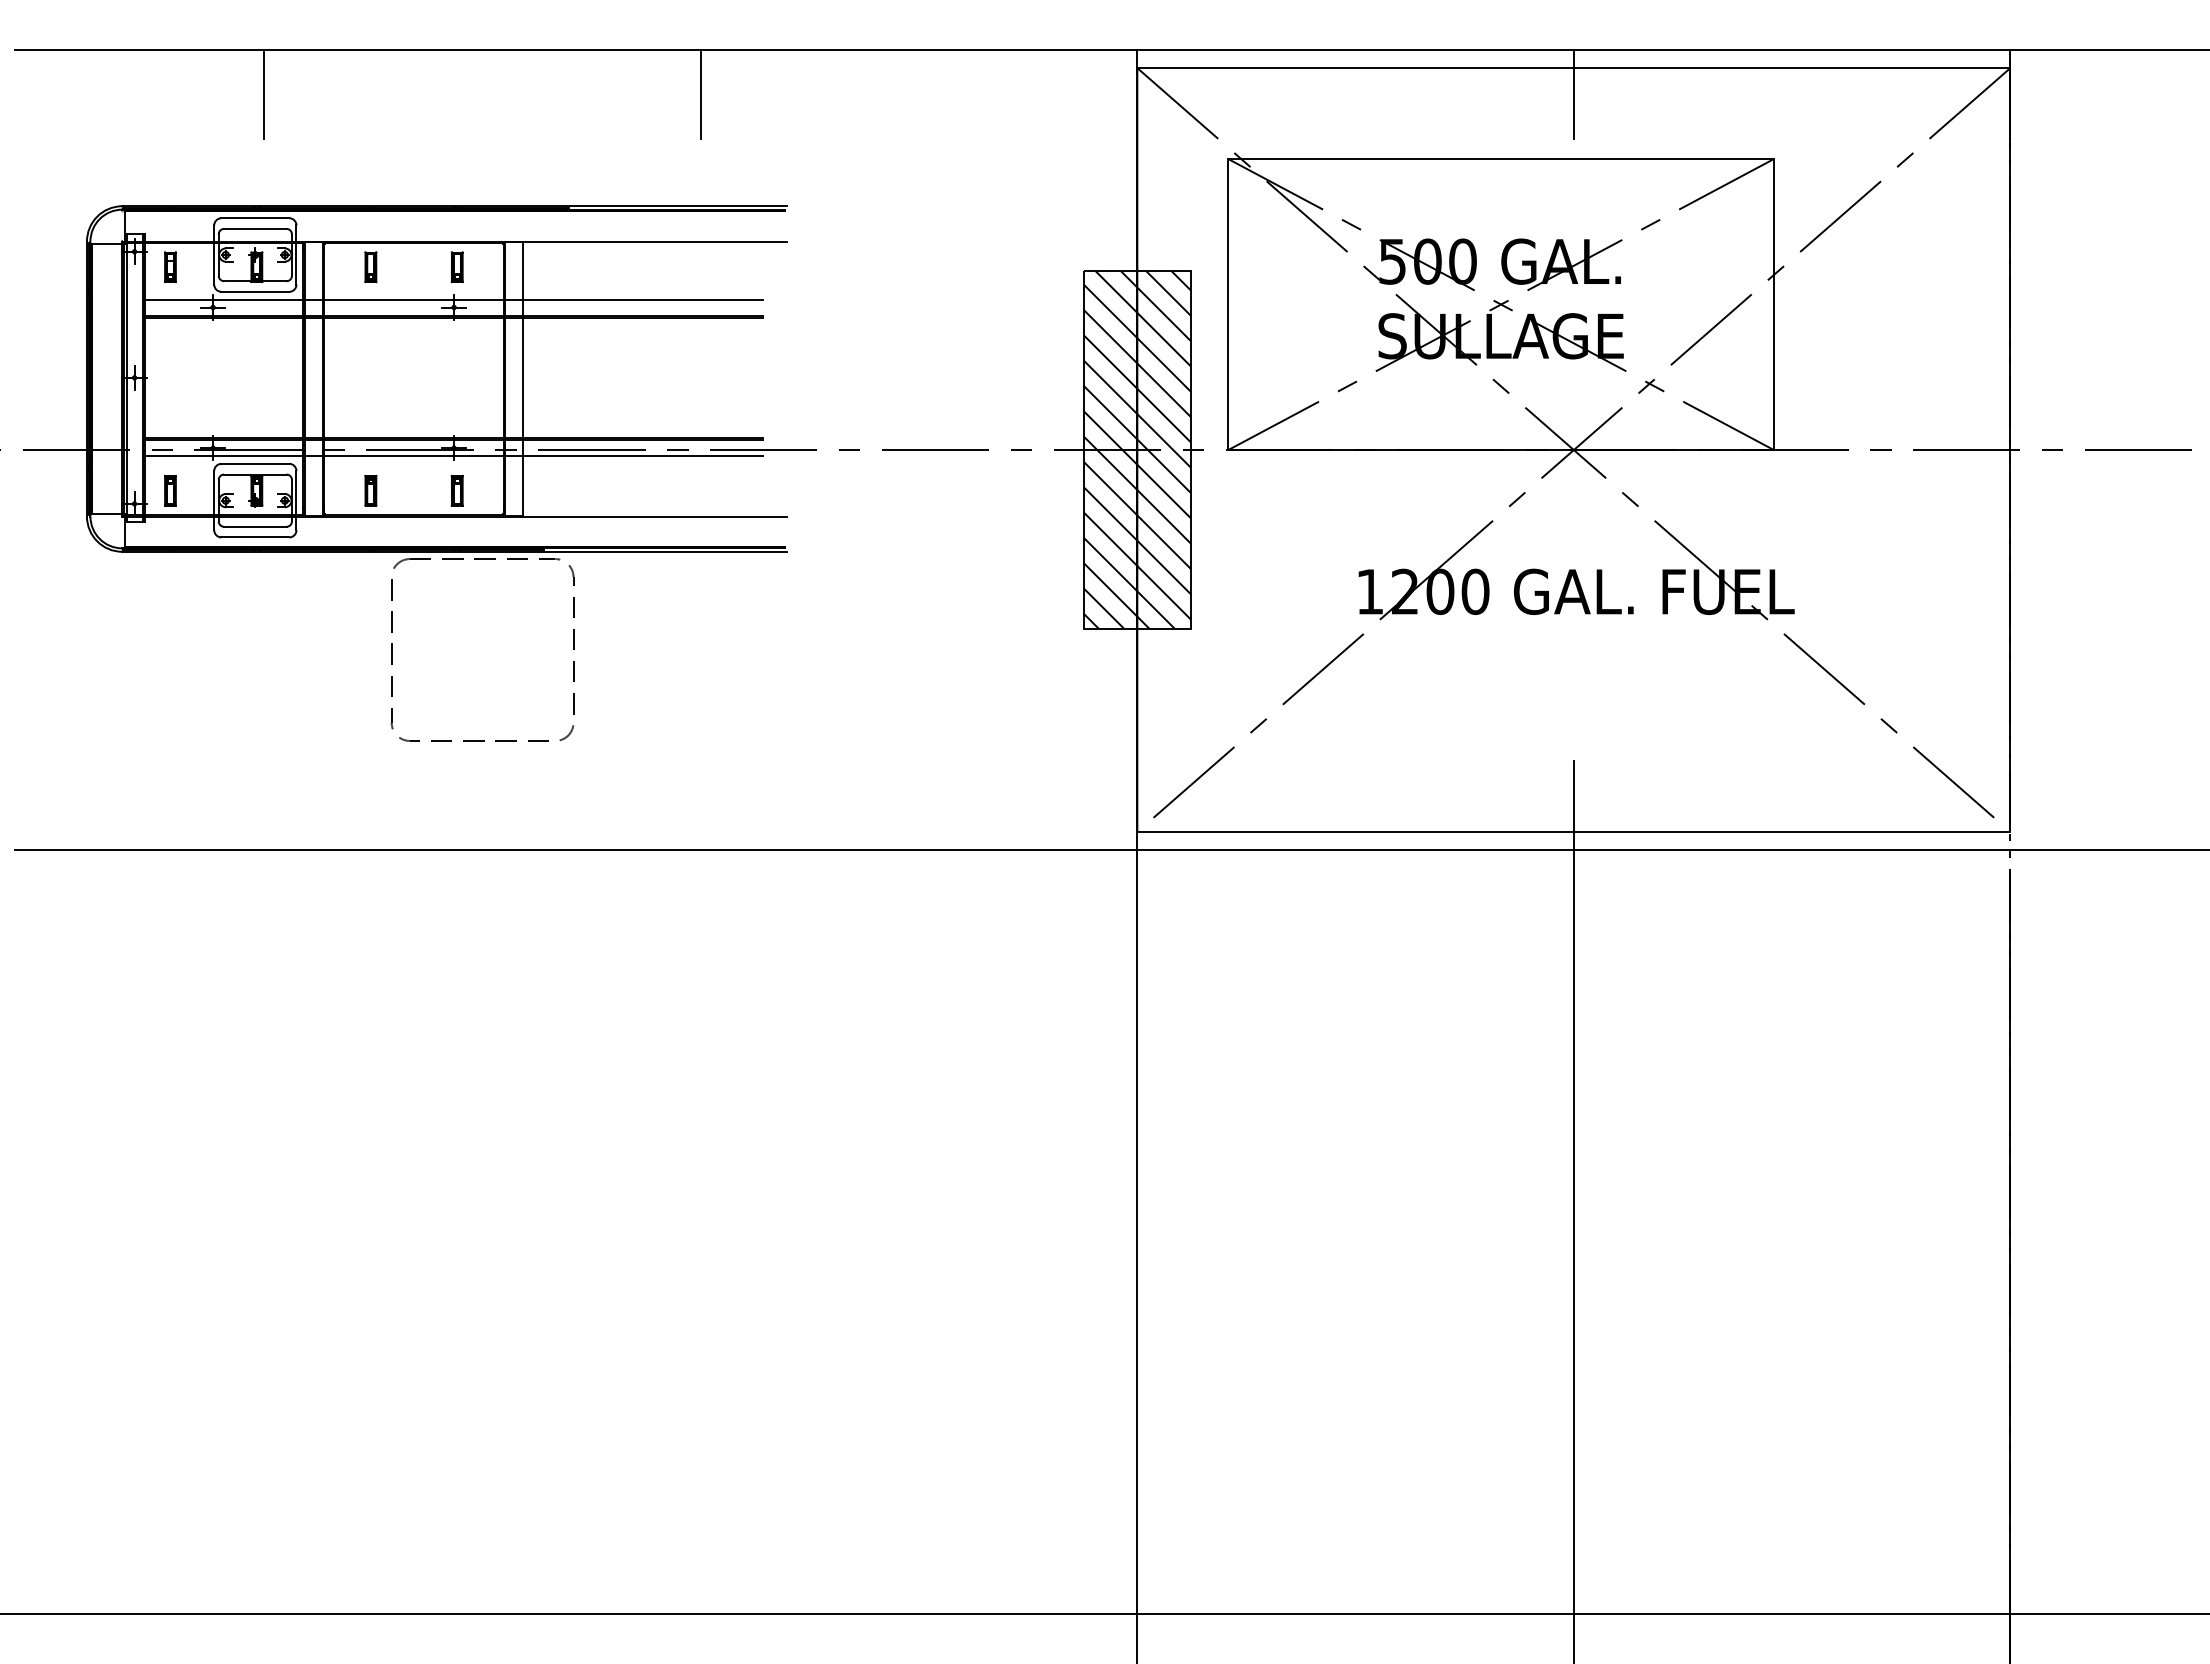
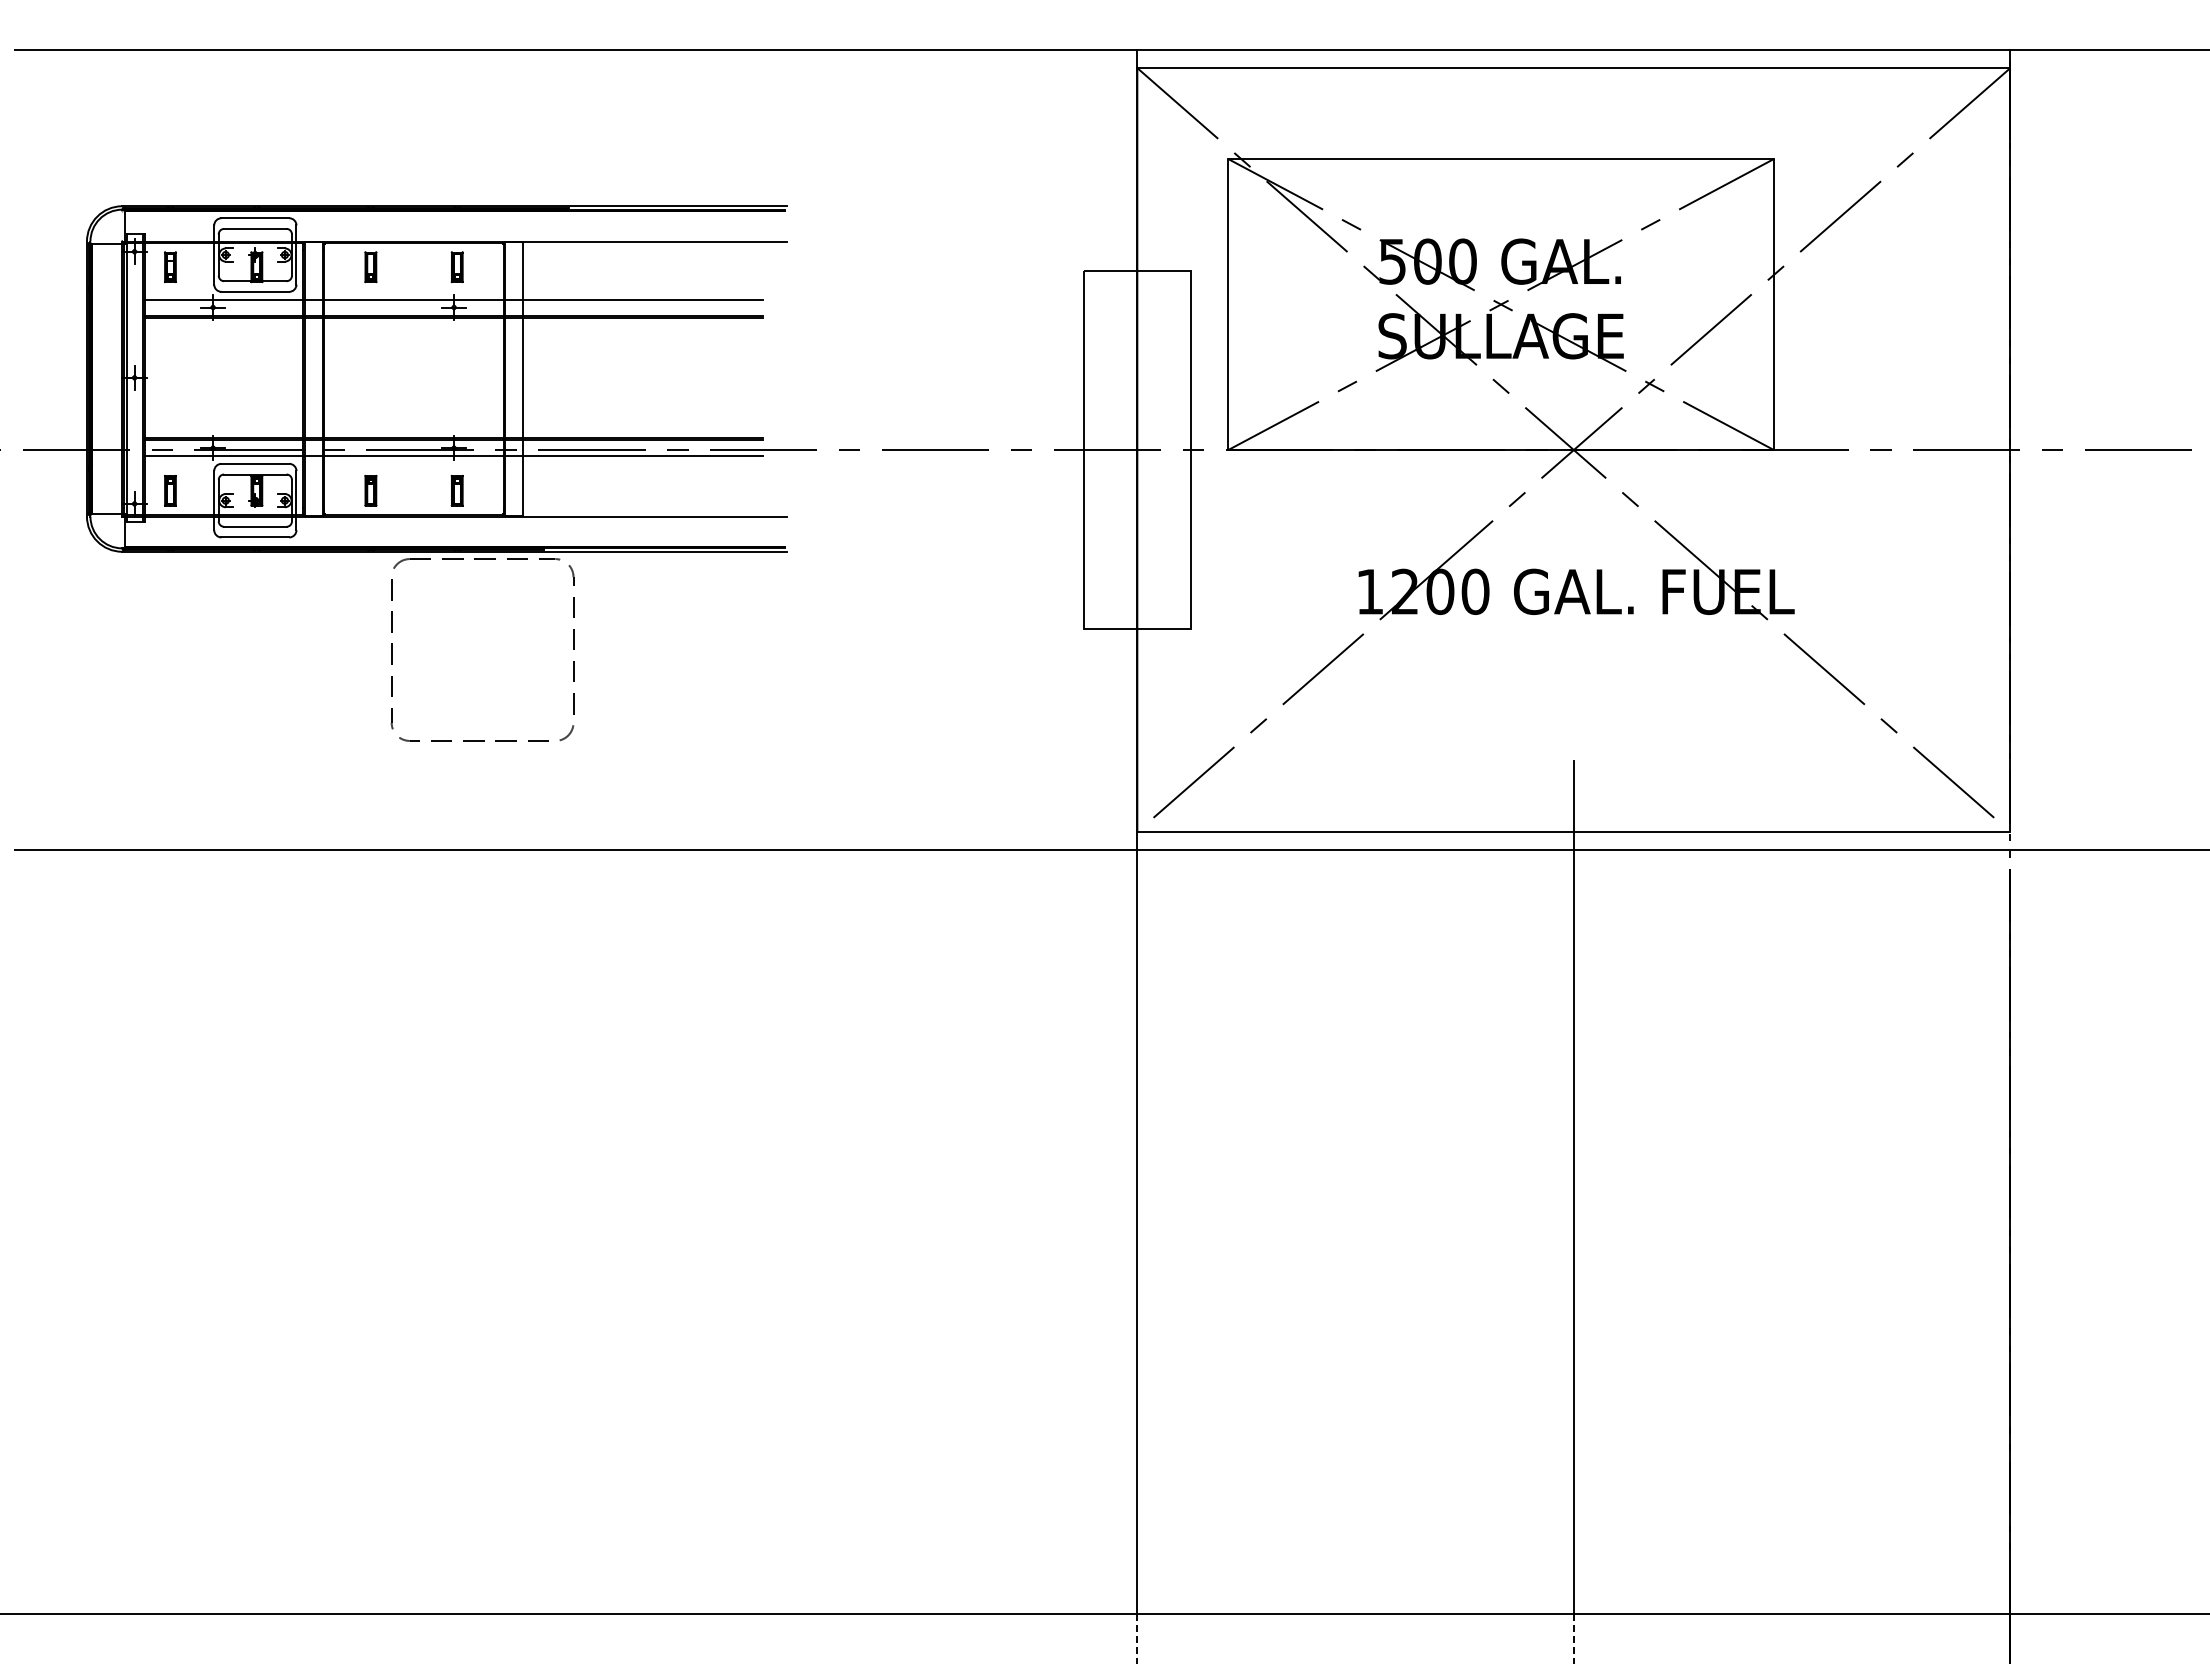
line: present -> none (264, 94)
line: present -> none (700, 94)
line: present -> none (1573, 94)
hatch: present -> none (1137, 449)
line: solid -> dashed (1137, 1639)
line: solid -> dashed (1573, 1639)
